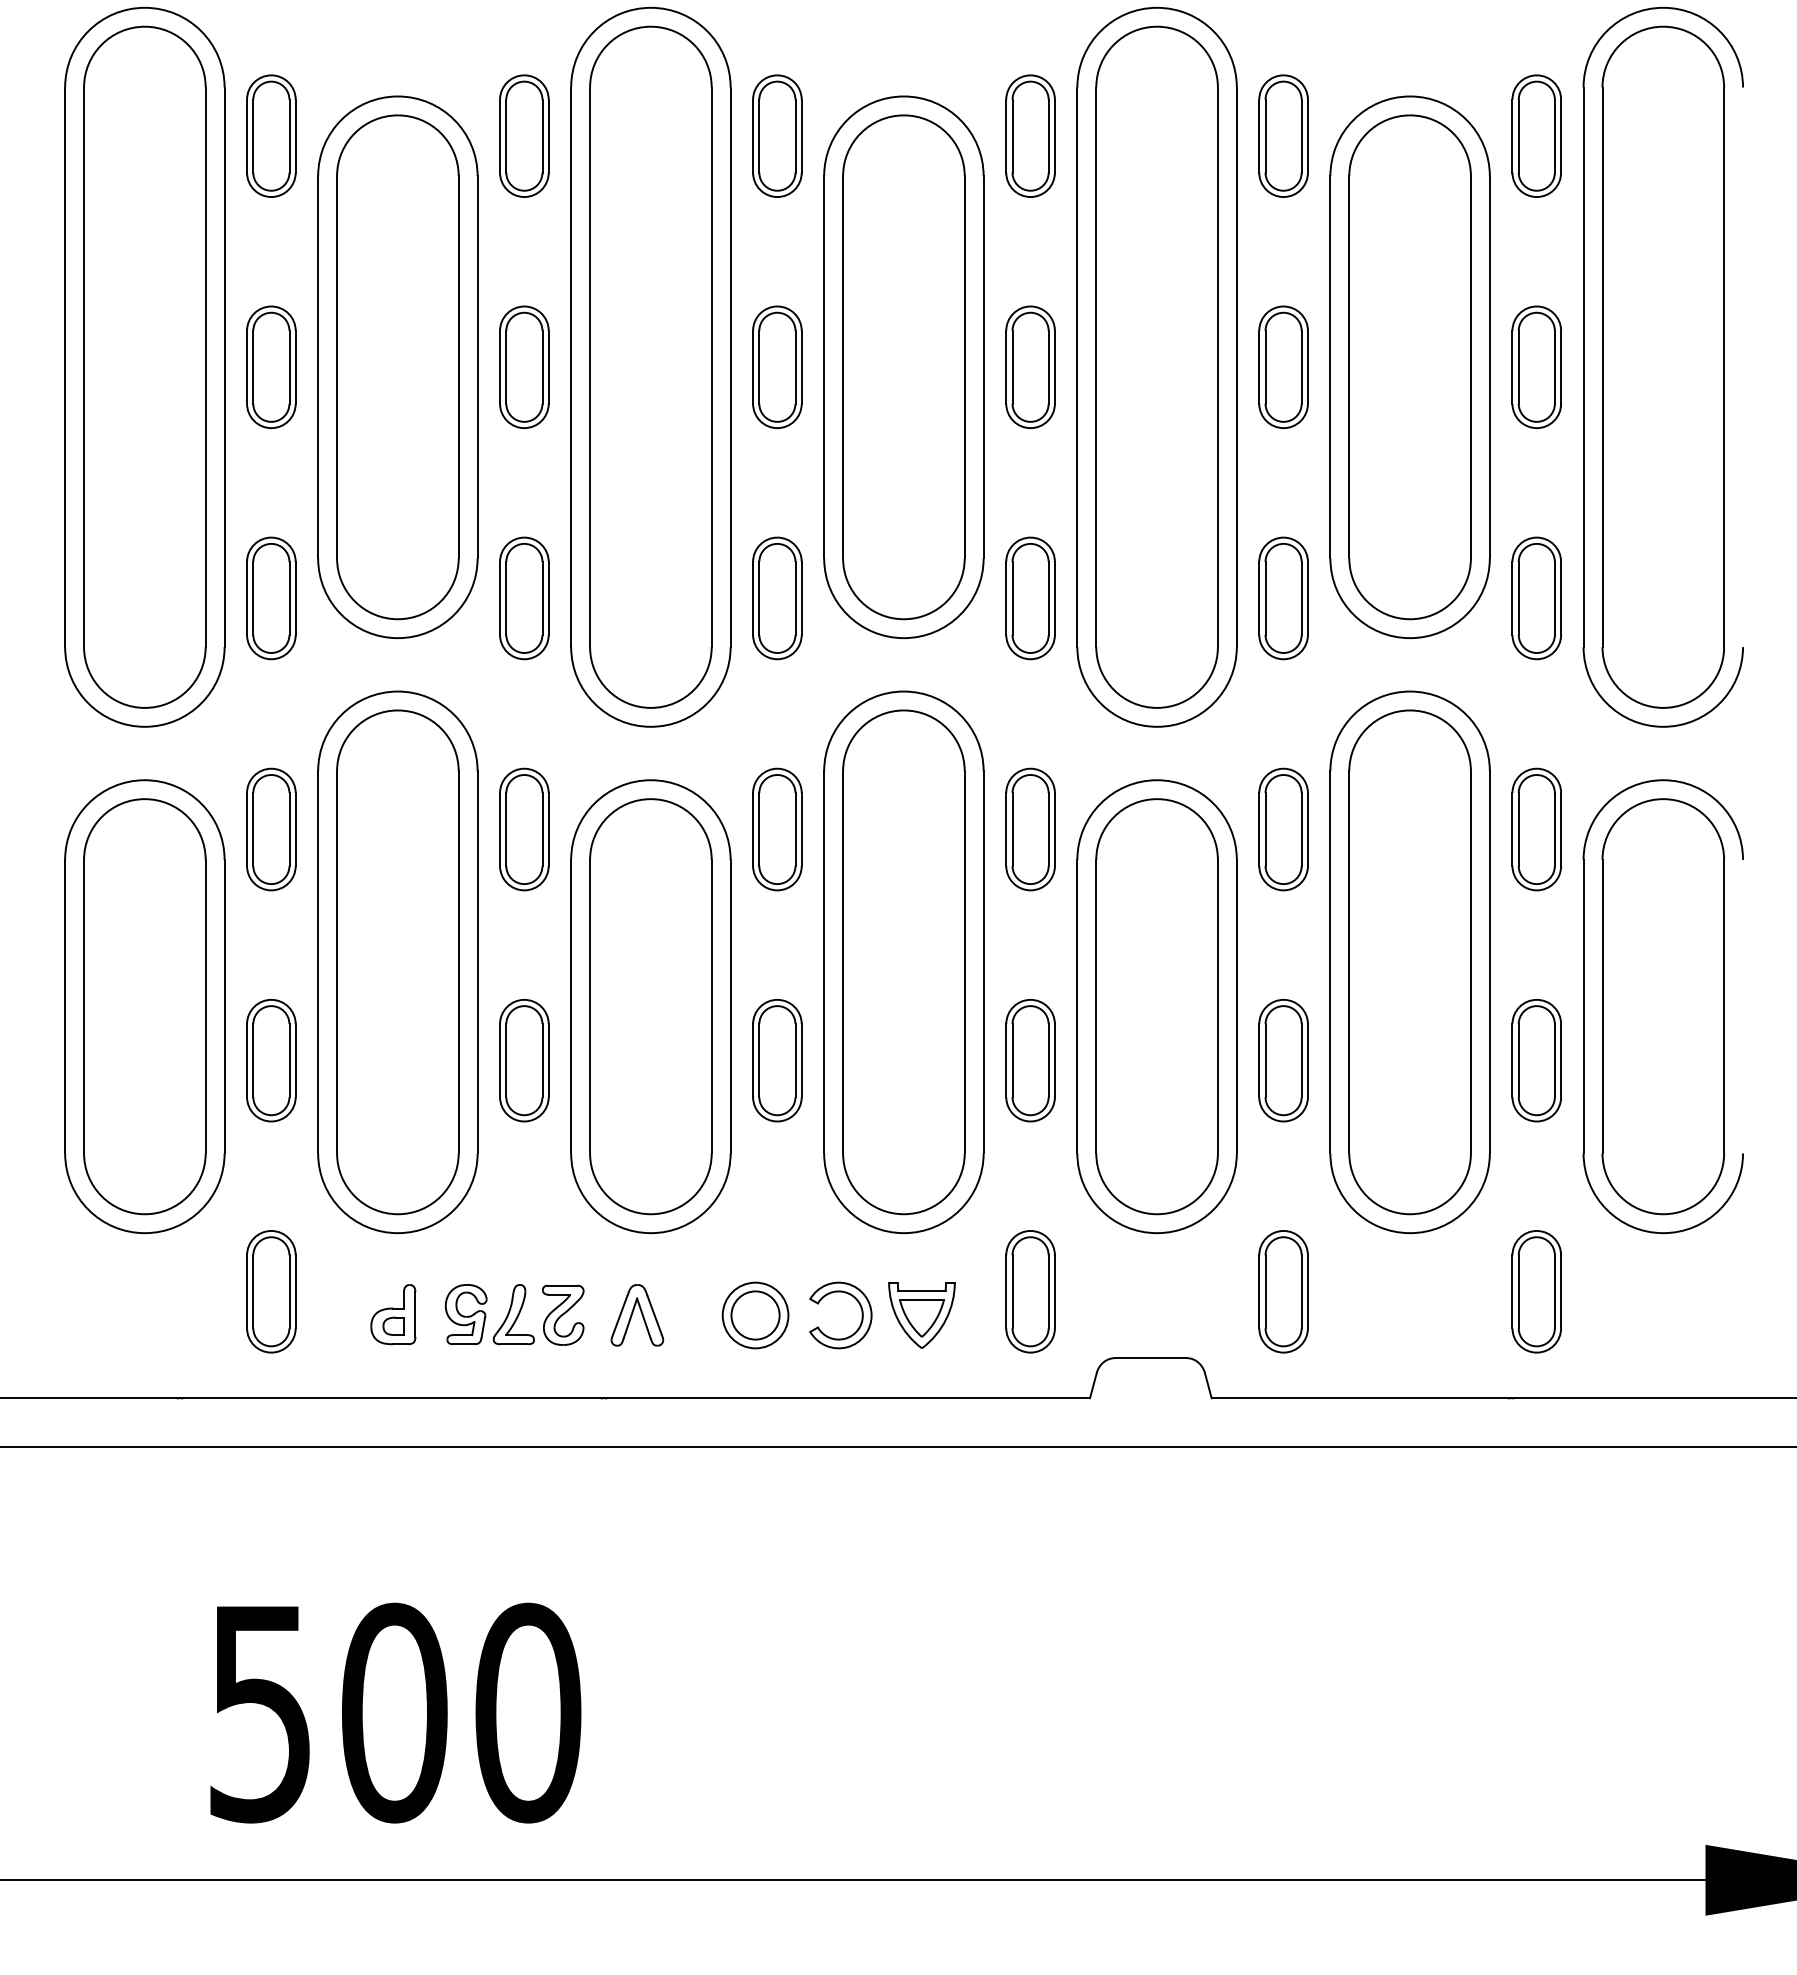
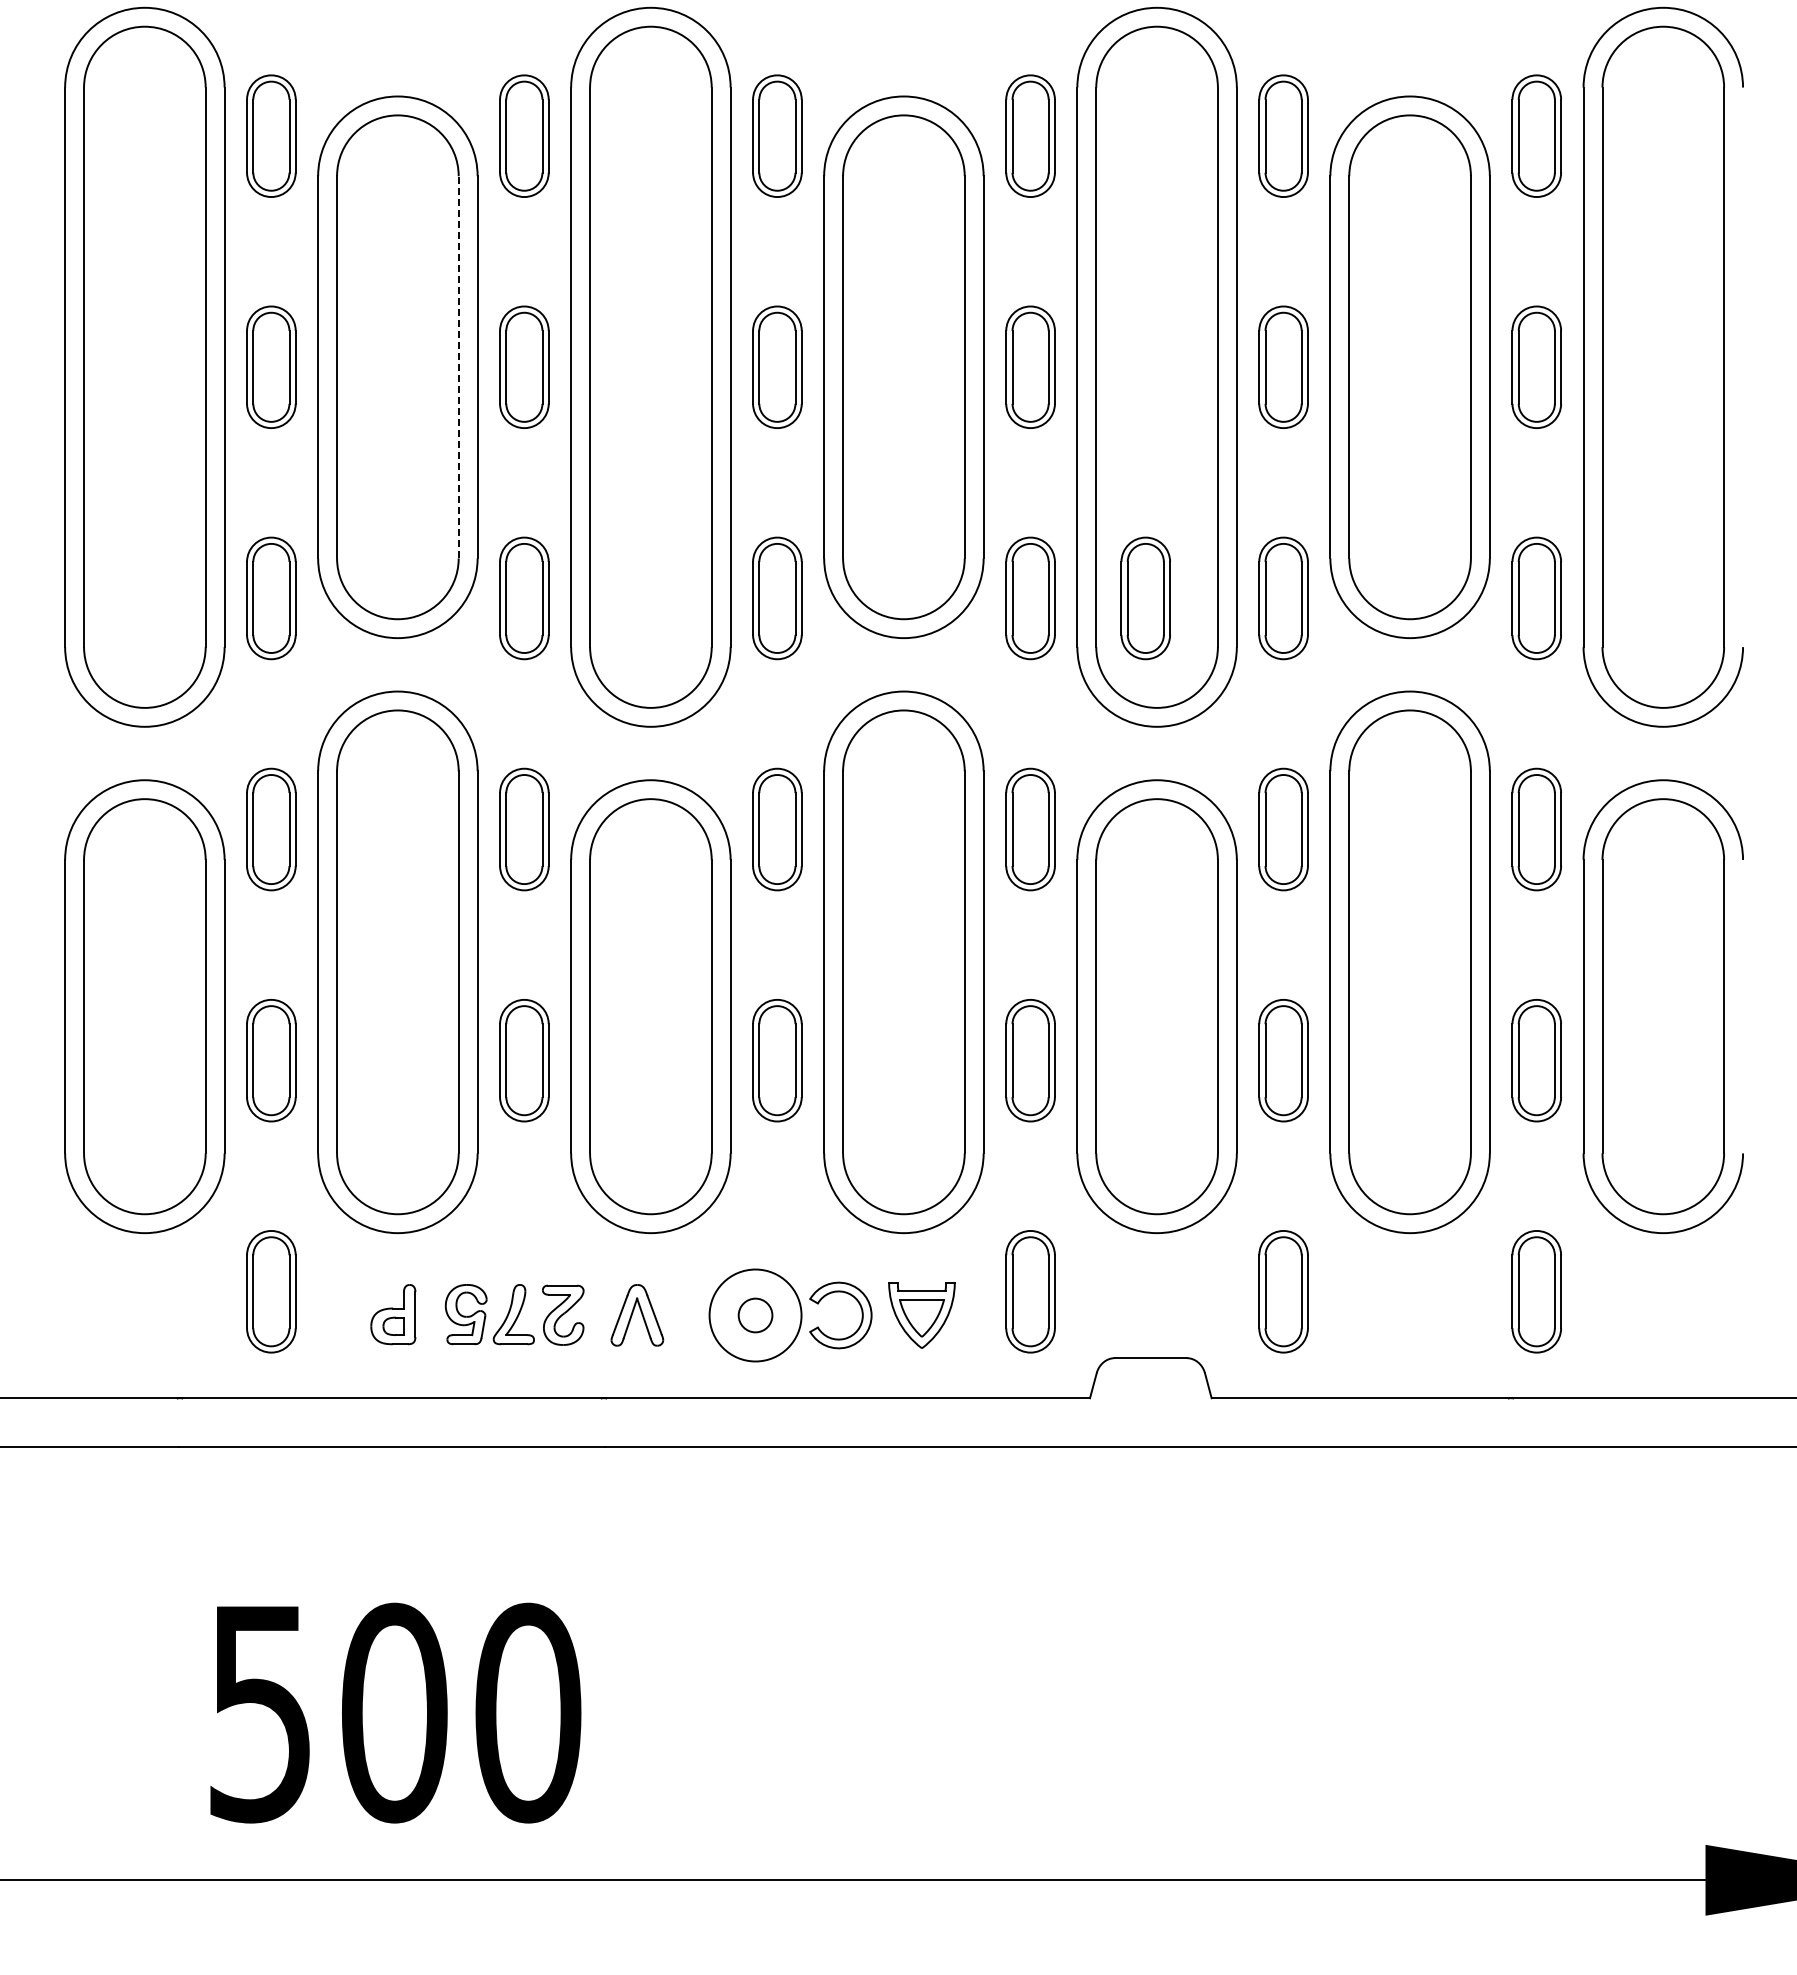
line: solid -> dashed (458, 366)
part: none -> present (1145, 598)
circle diameter: 48 px -> 34 px (755, 1315)
circle diameter: 66 px -> 92 px (755, 1315)
